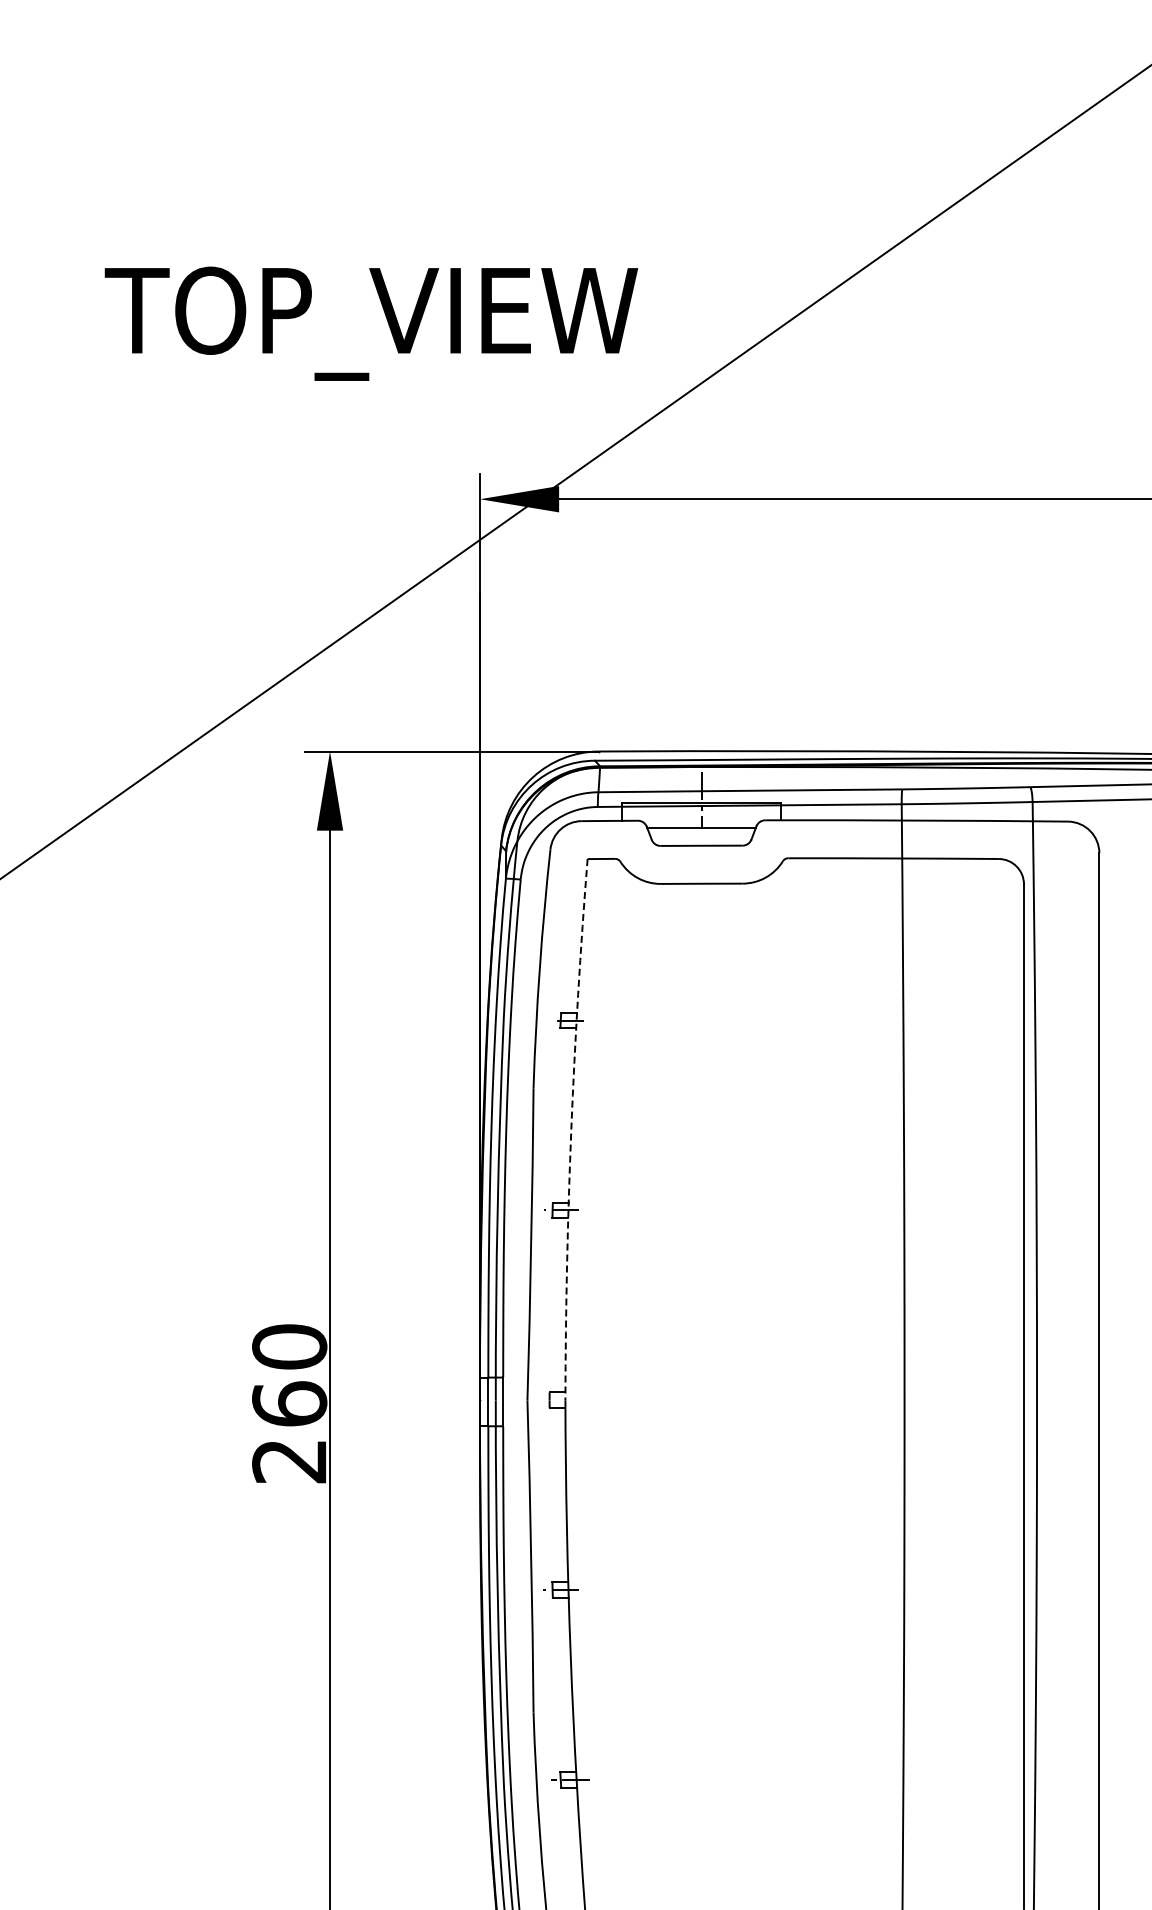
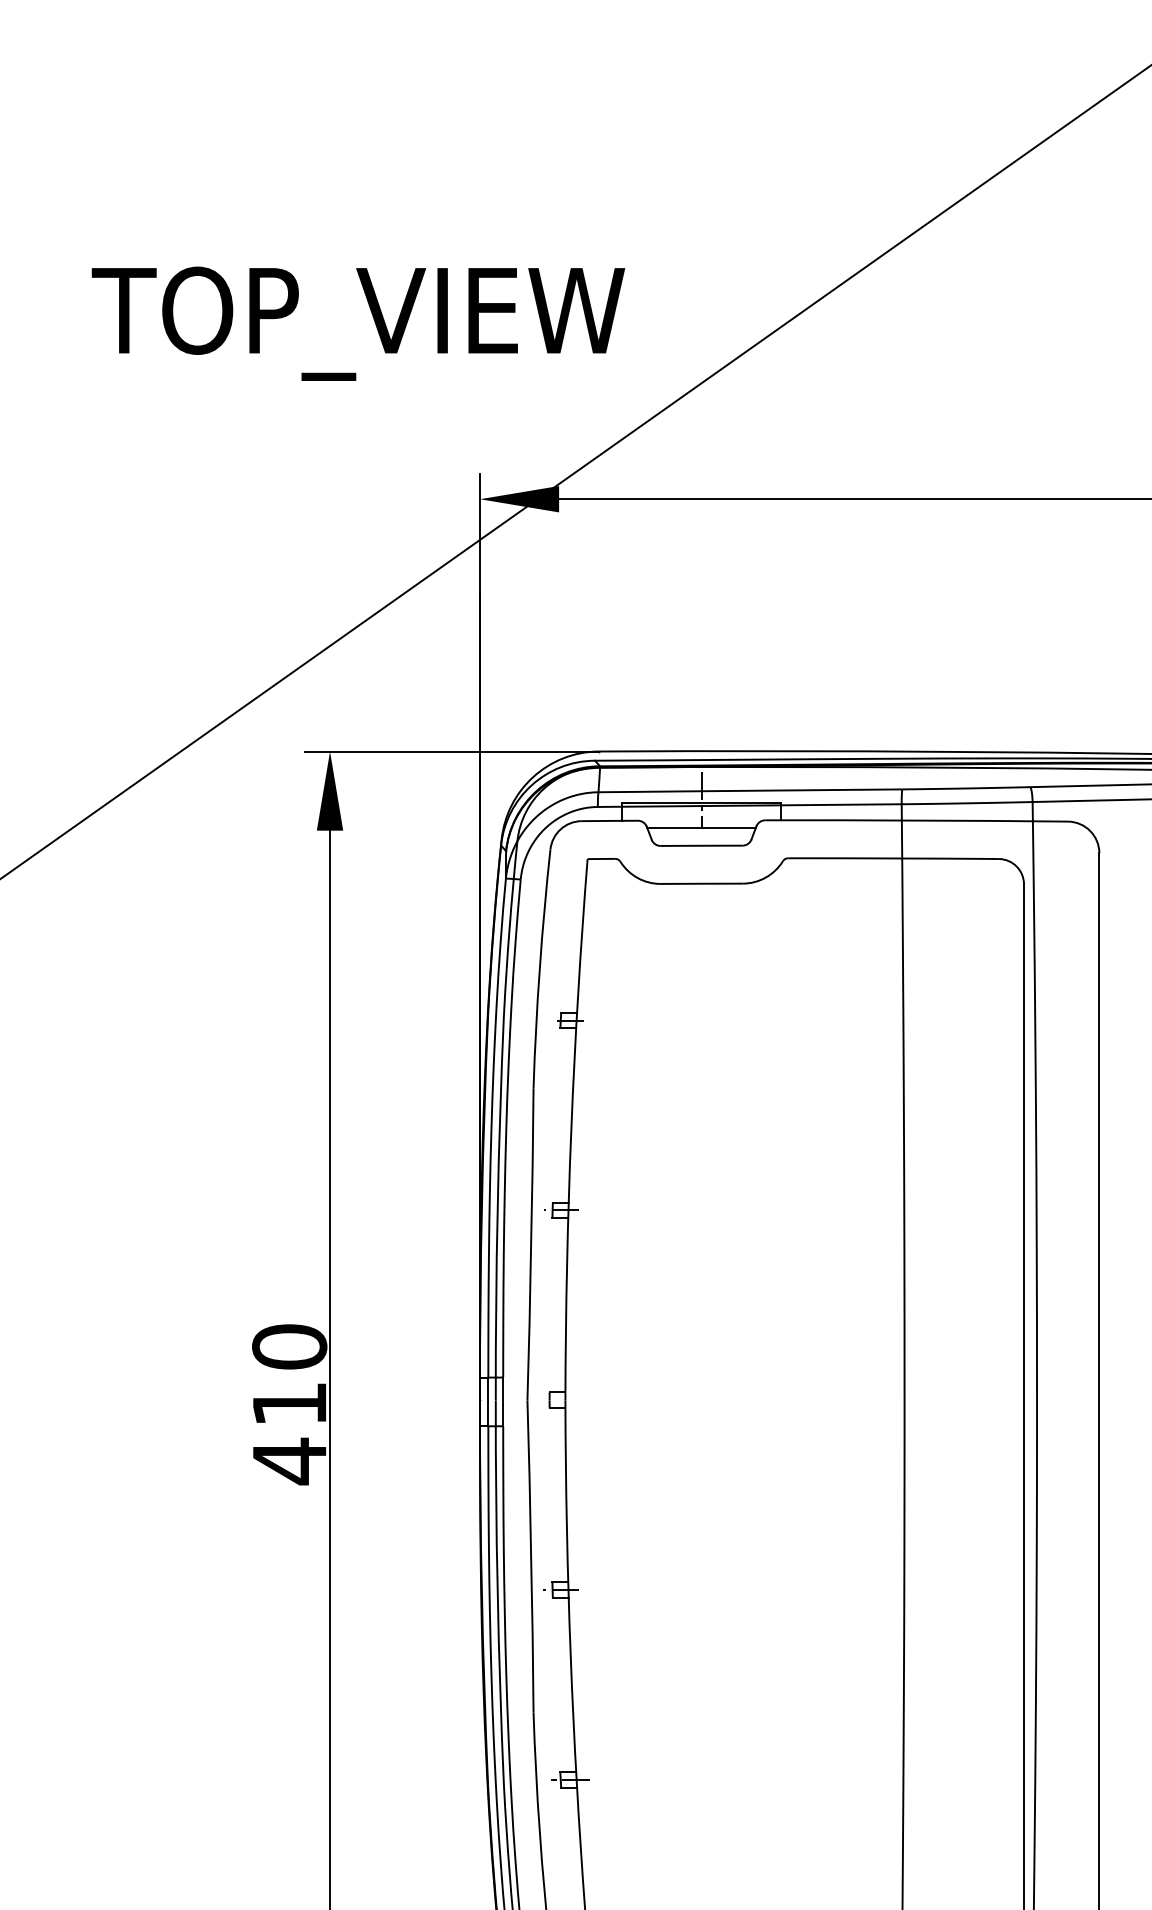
text position: (371, 323) -> (358, 323) (358, 323)
arc: dashed -> solid (571, 1129)
text: 260 -> 410 (289, 1433)
